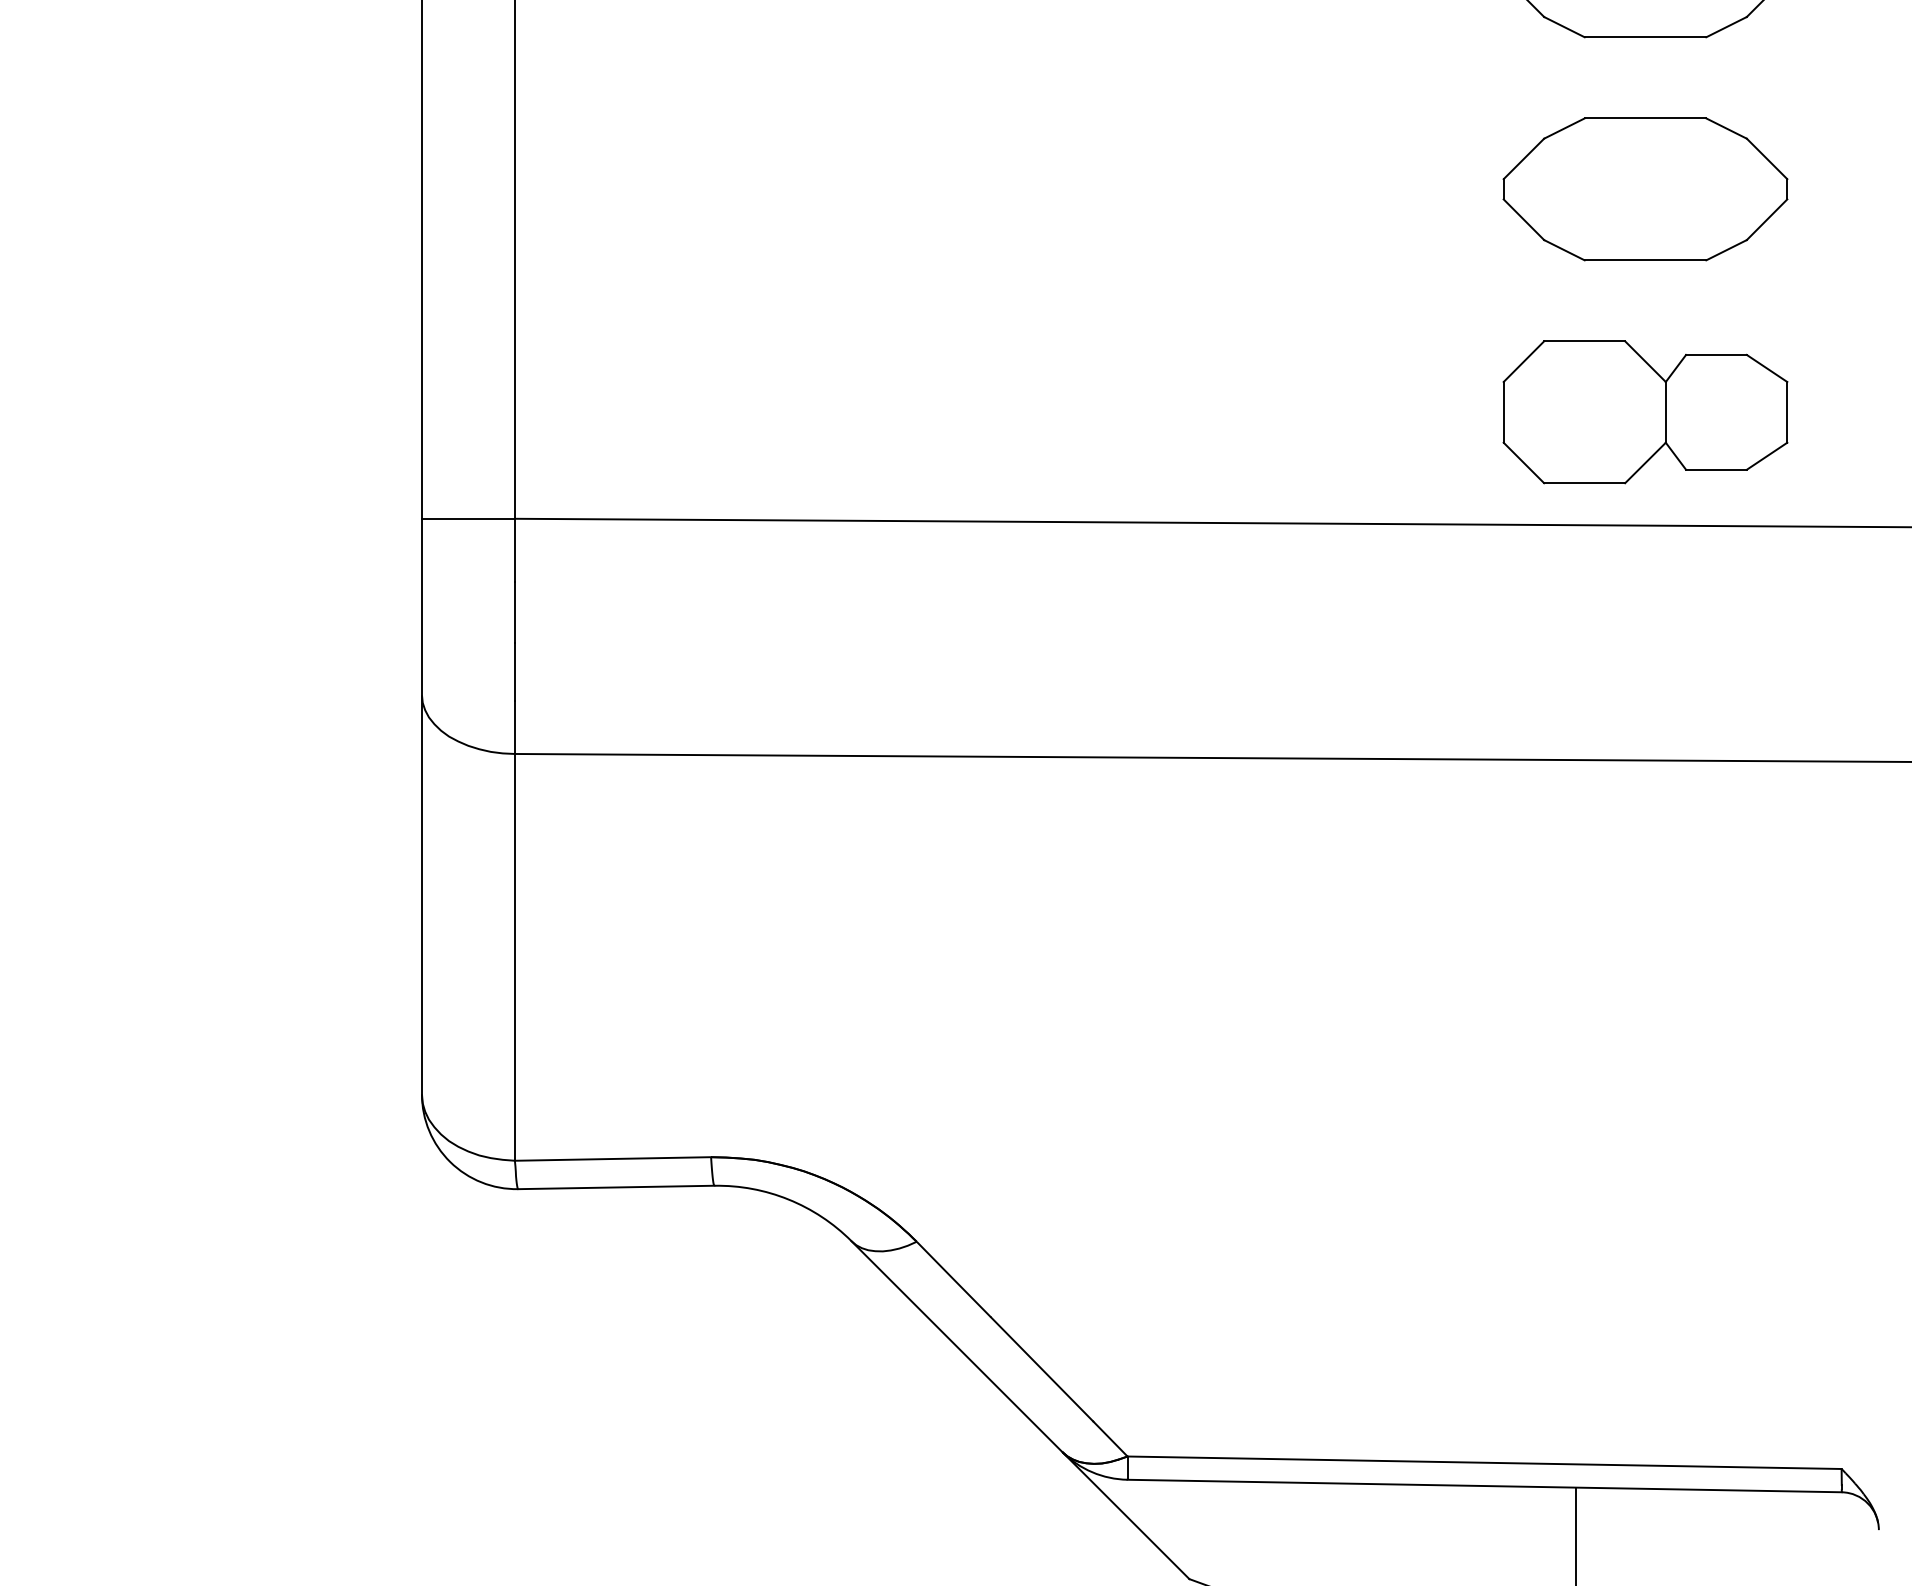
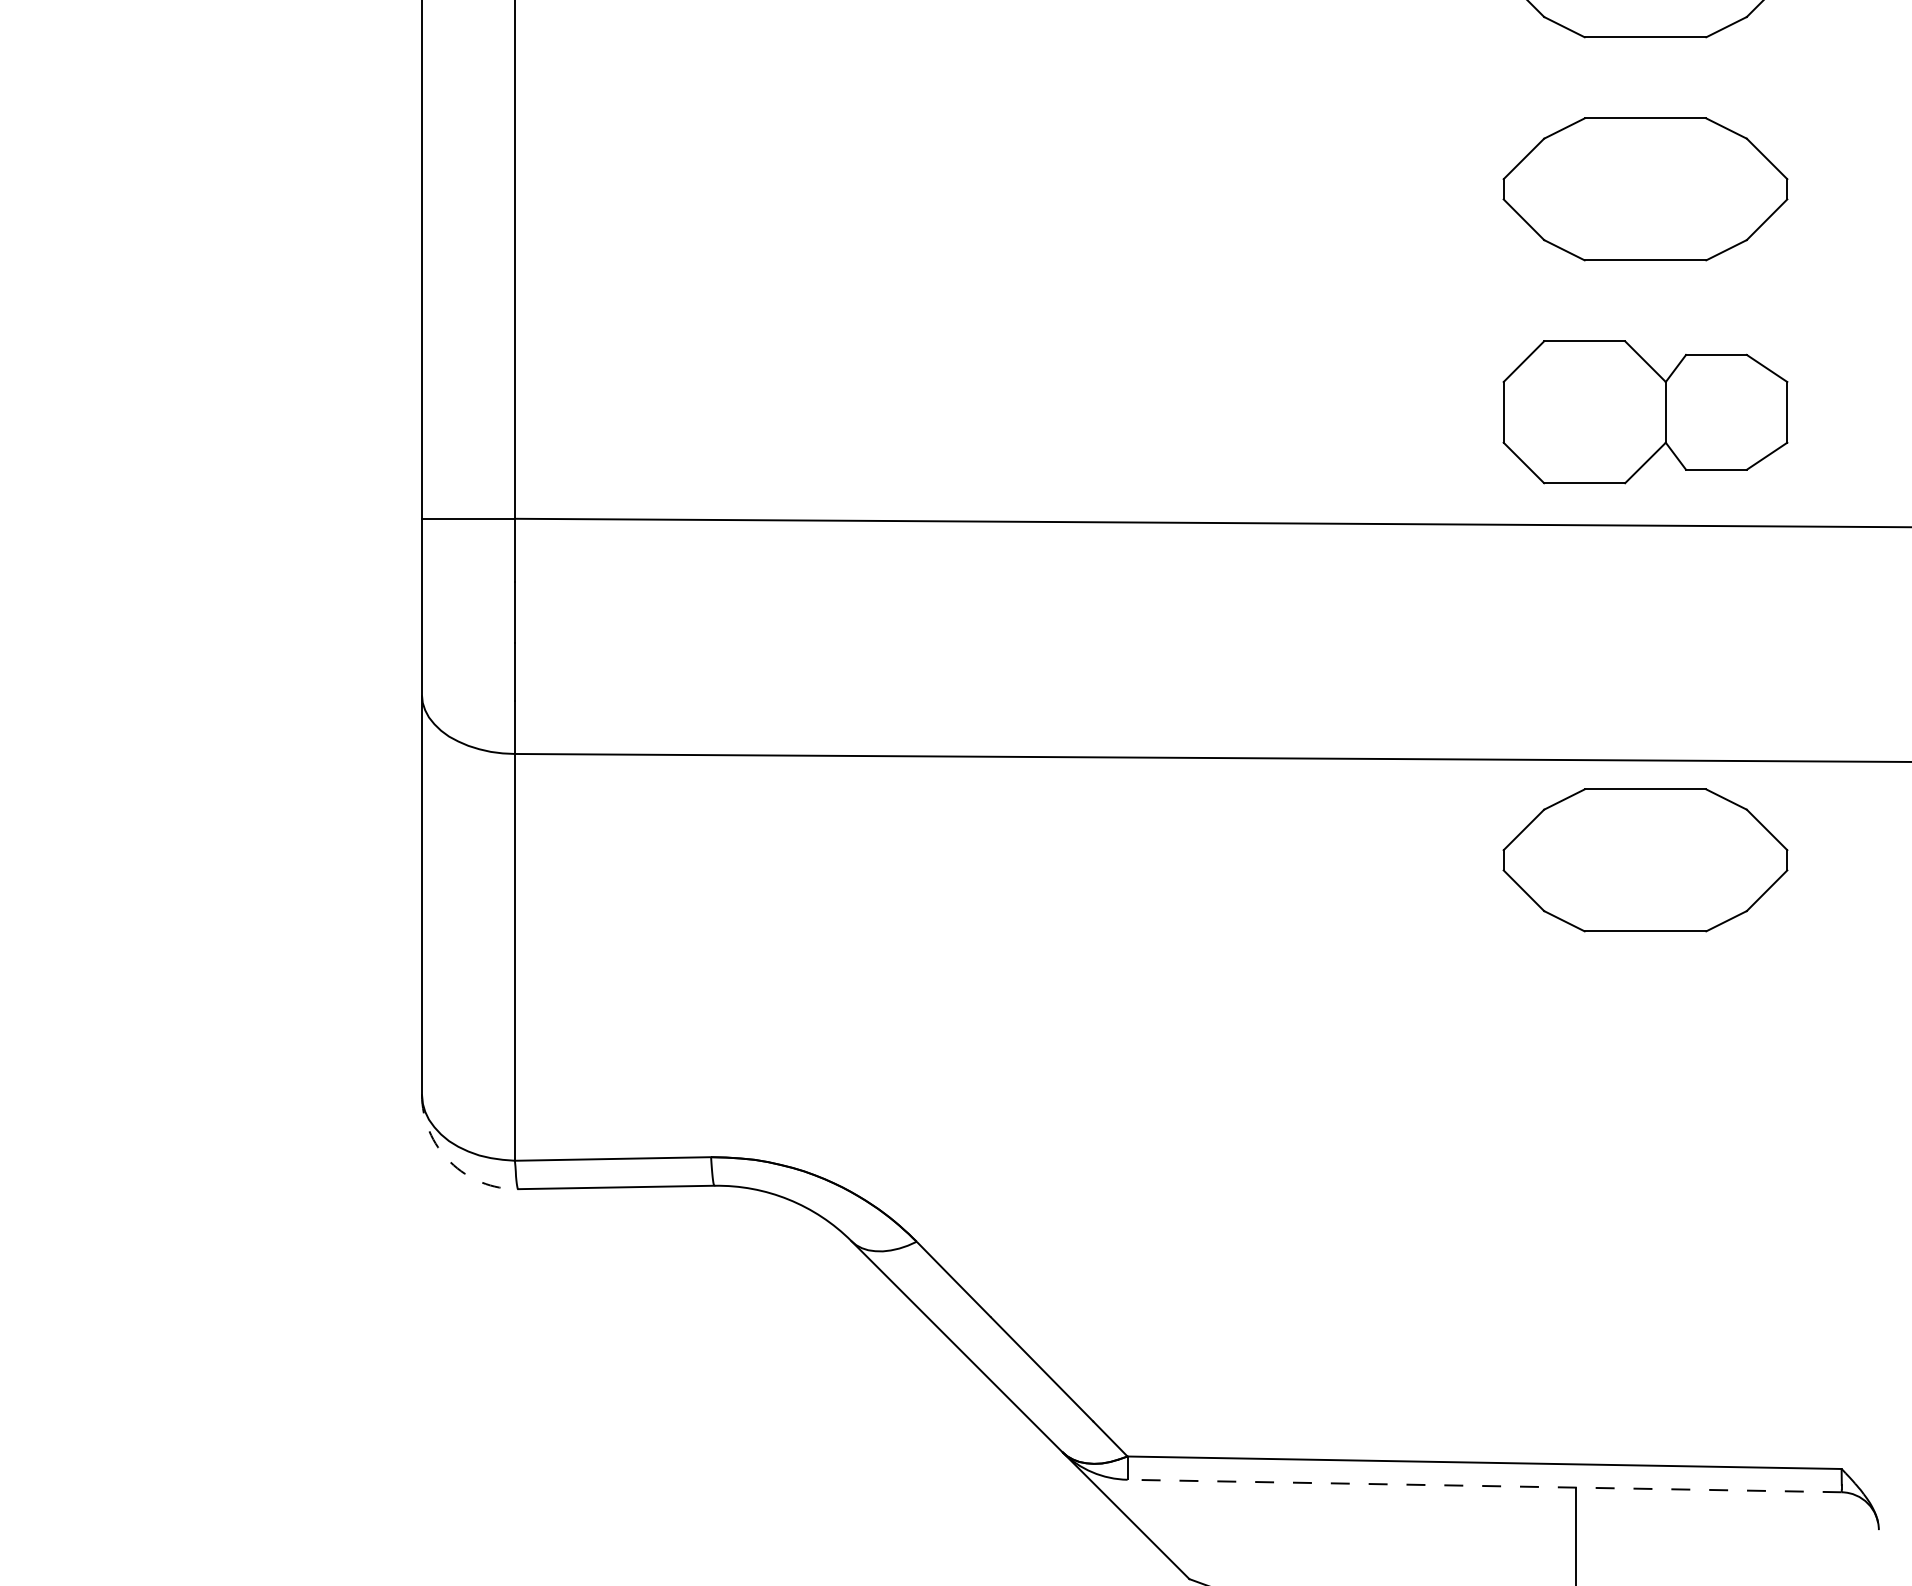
part: none -> present (1645, 860)
arc: solid -> dashed (450, 1162)
line: solid -> dashed (1484, 1486)
